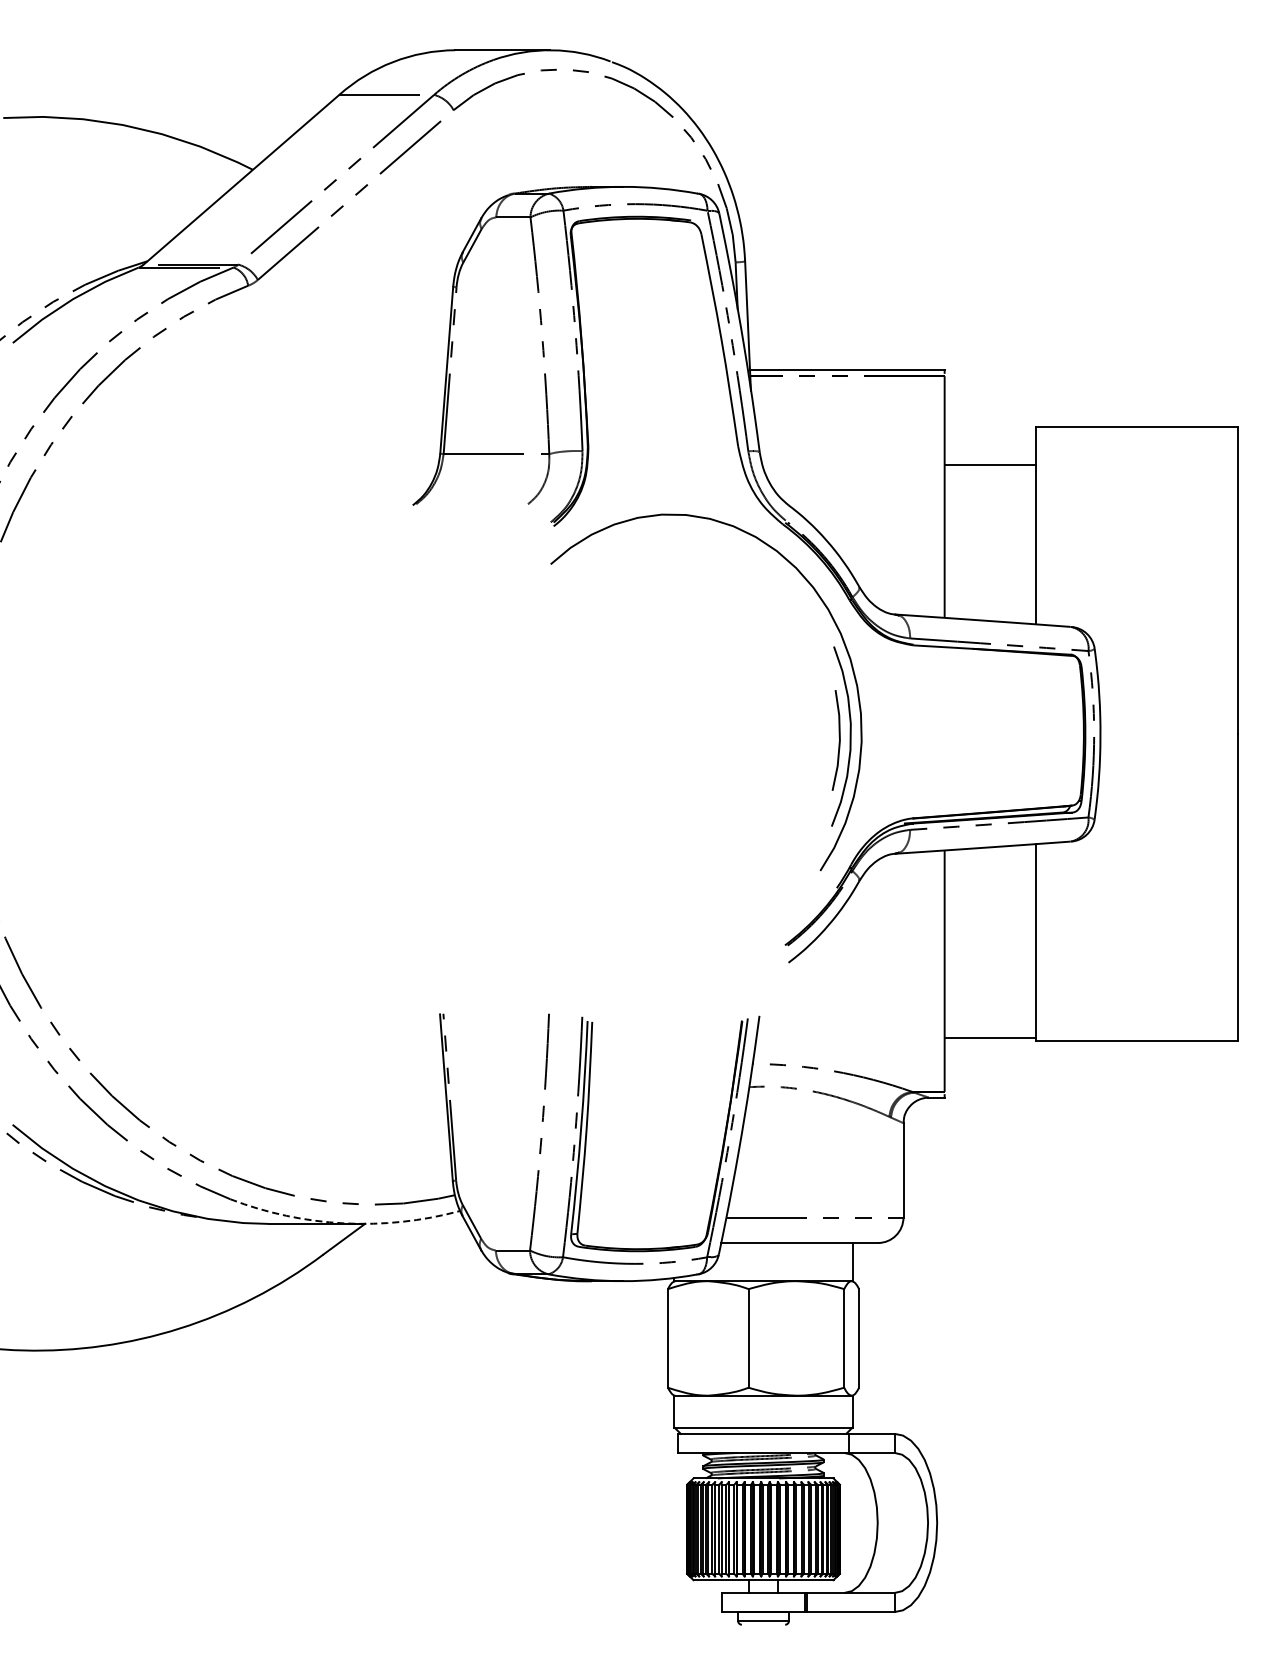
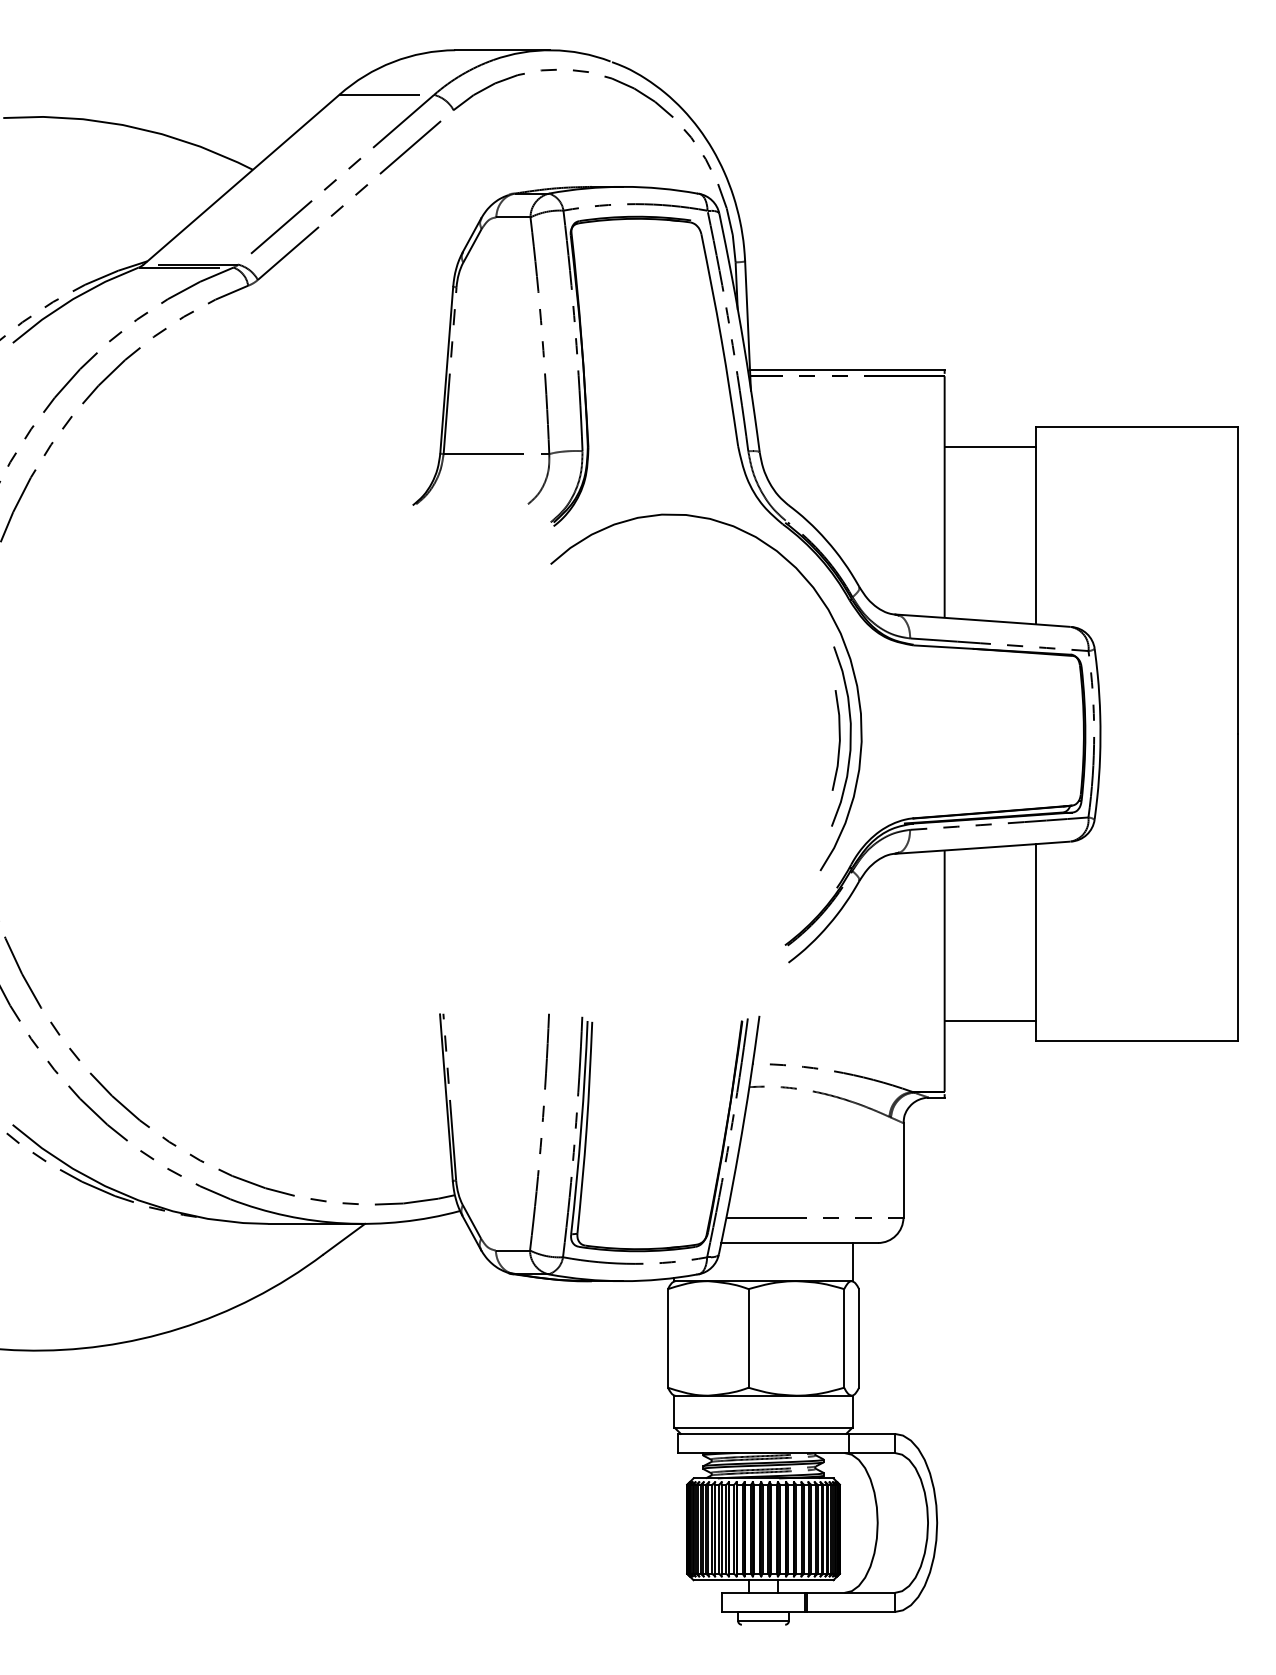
line position: (989, 465) -> (989, 447) (989, 447)
line position: (989, 1037) -> (989, 1020) (989, 1020)
arc: dashed -> solid (344, 1223)
